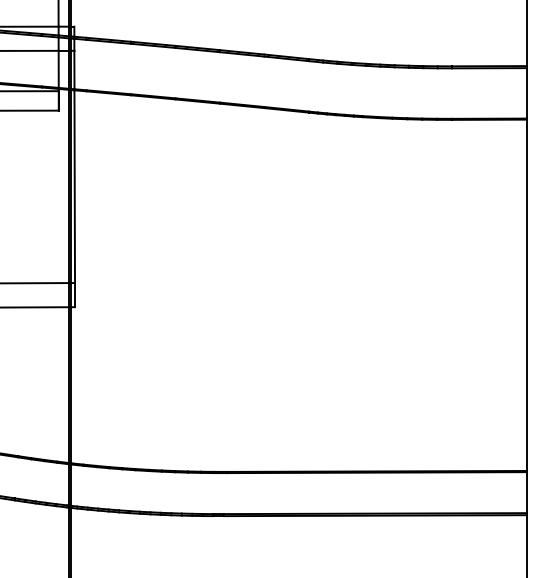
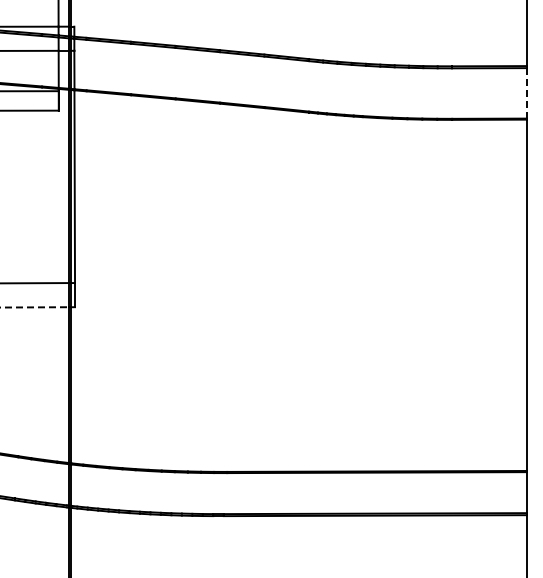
line: solid -> dashed (527, 93)
line: solid -> dashed (35, 307)
